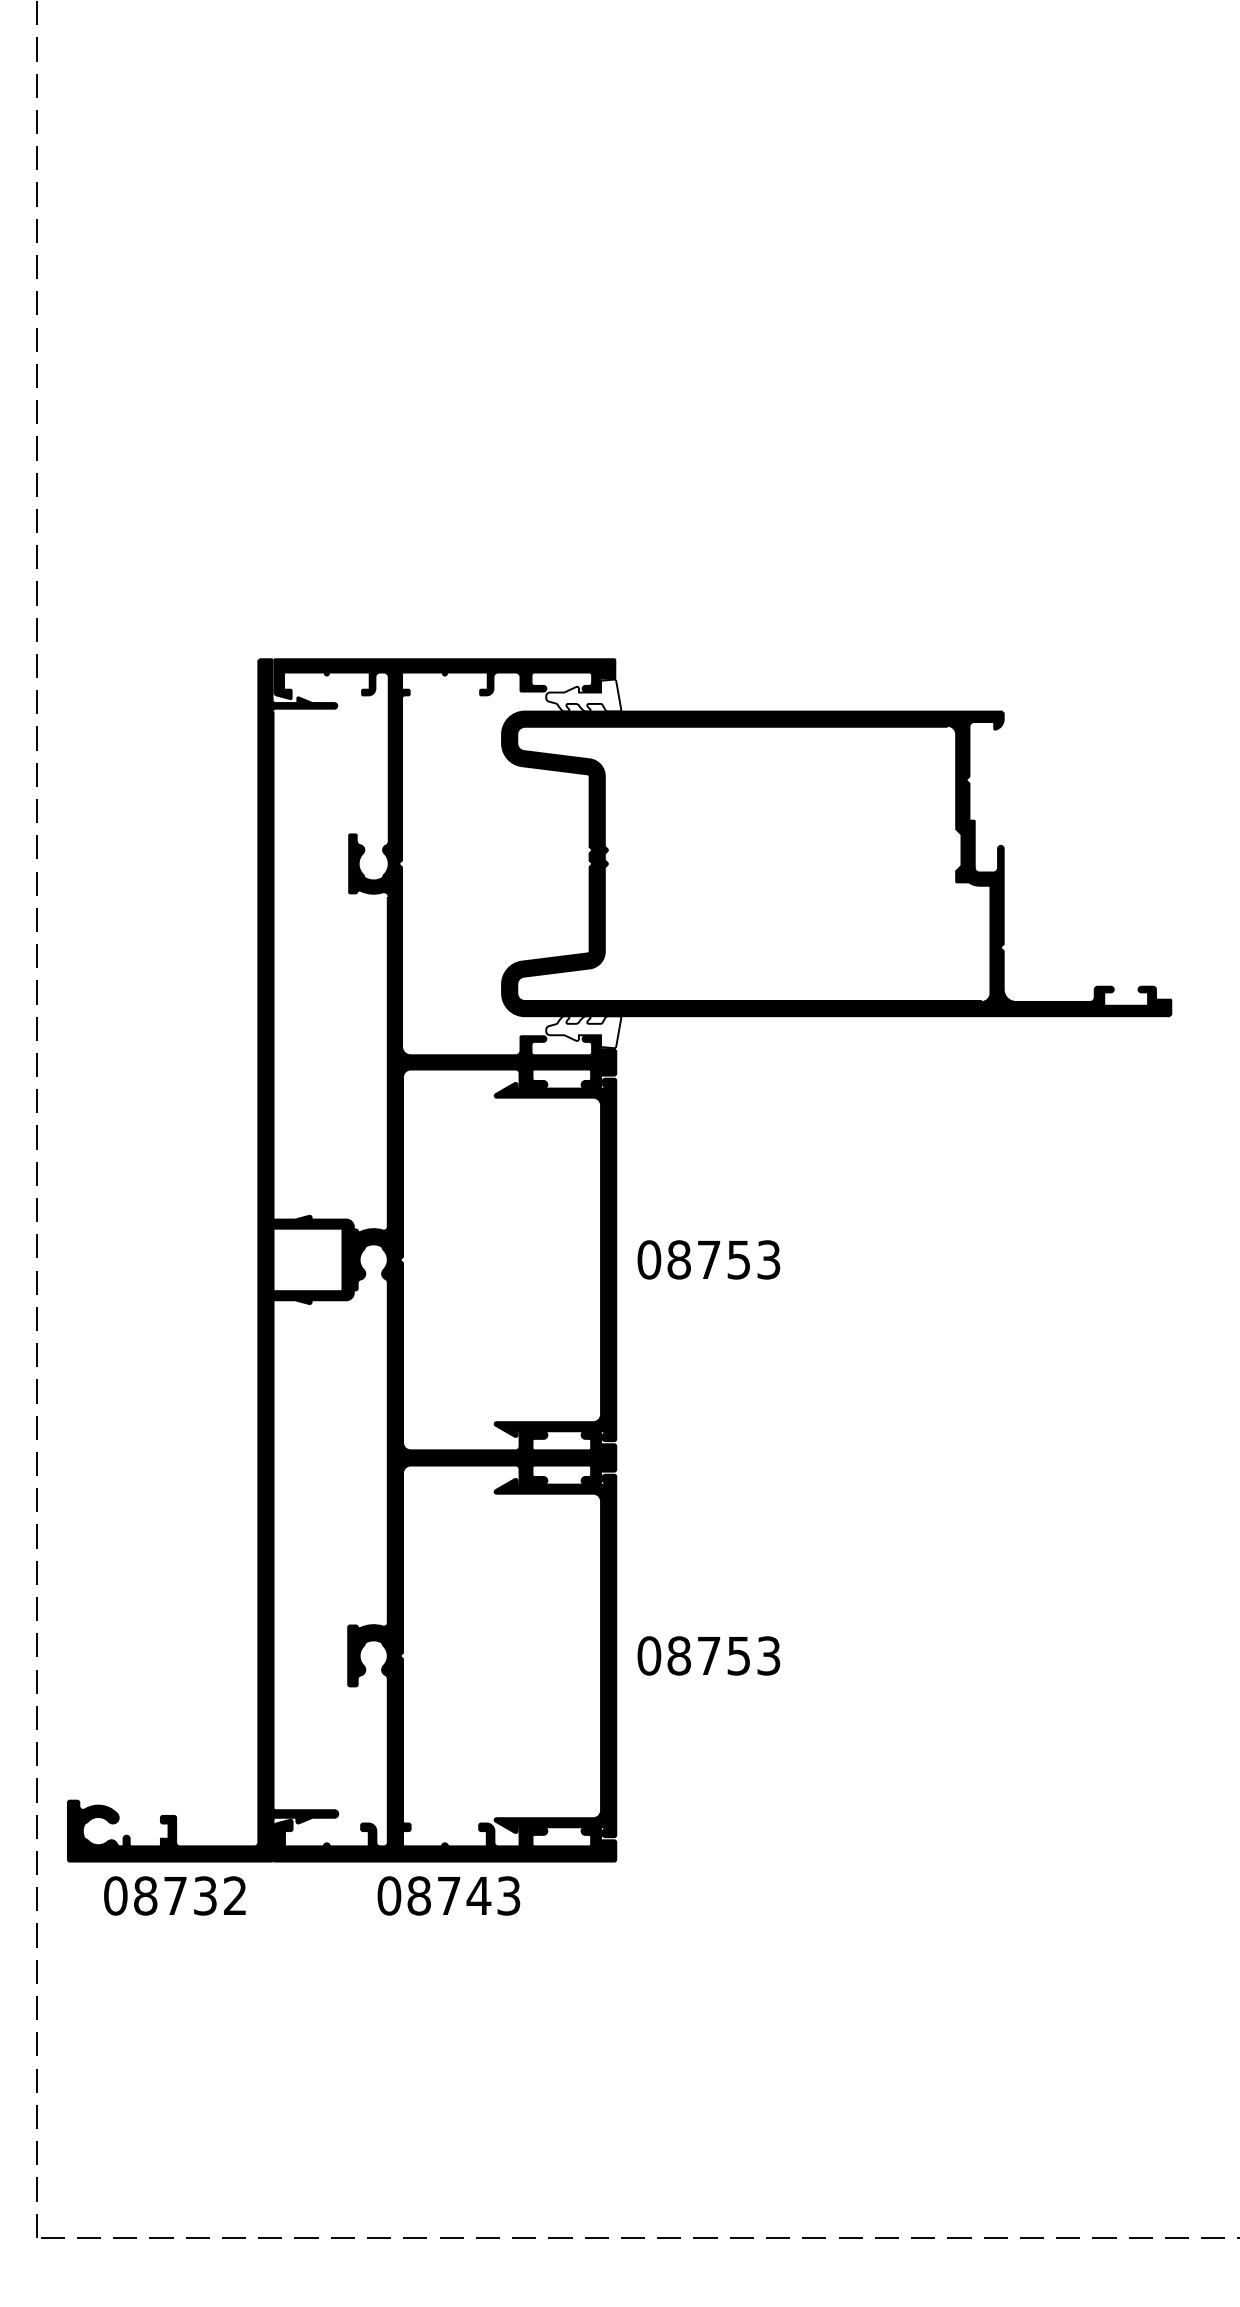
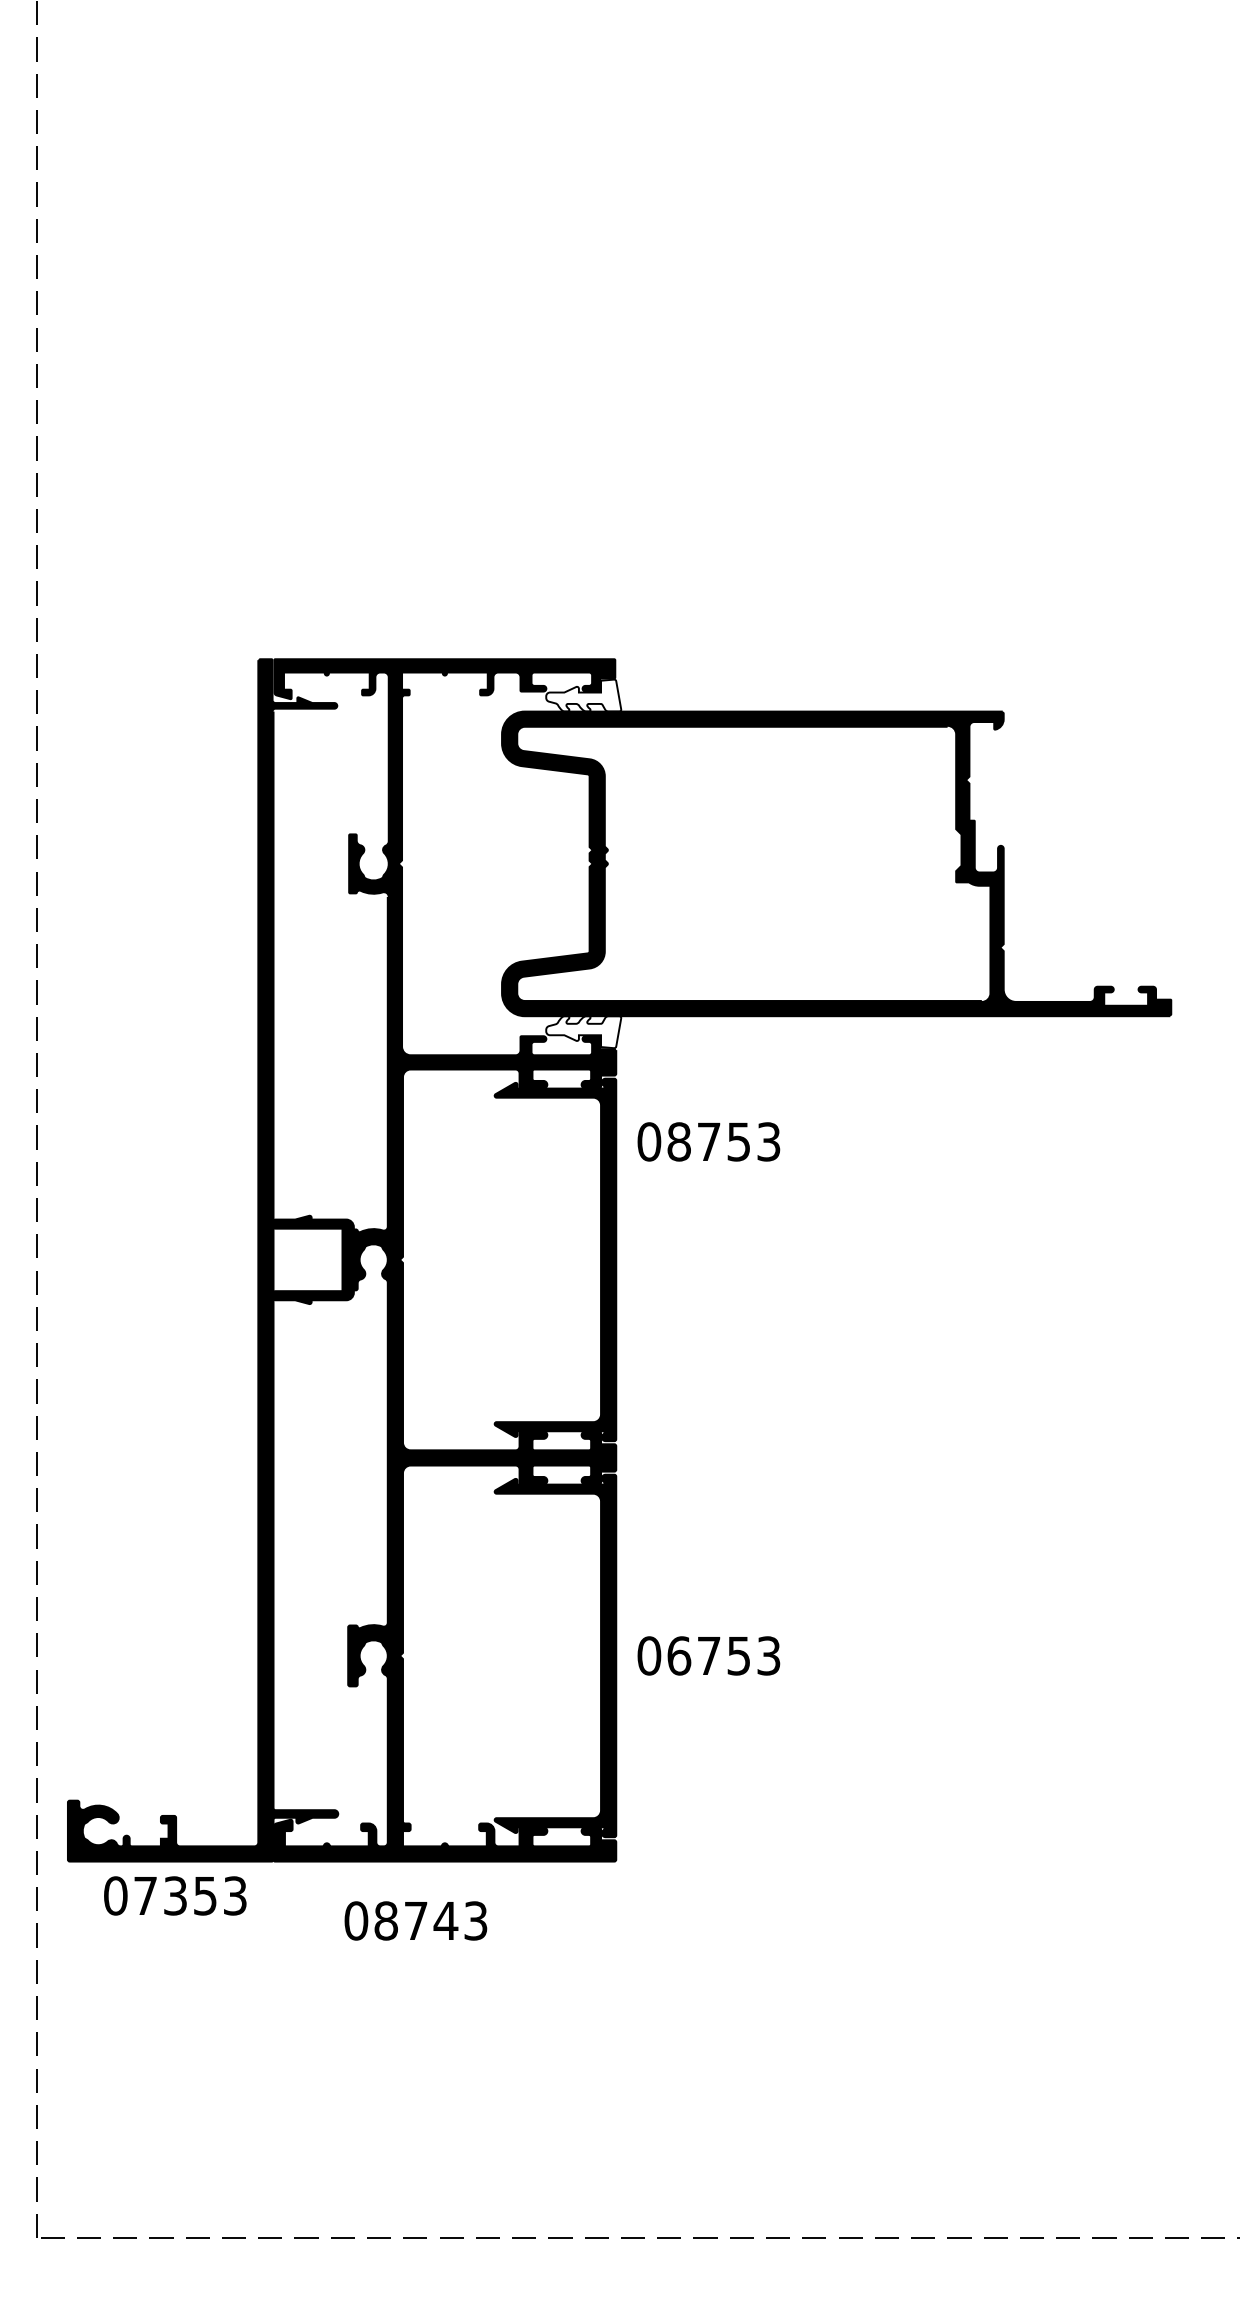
text position: (708, 1259) -> (708, 1141) (708, 1141)
text: 08753 -> 06753 (679, 1655)
text: 08732 -> 07353 (190, 1895)
text position: (448, 1895) -> (415, 1920) (415, 1920)
